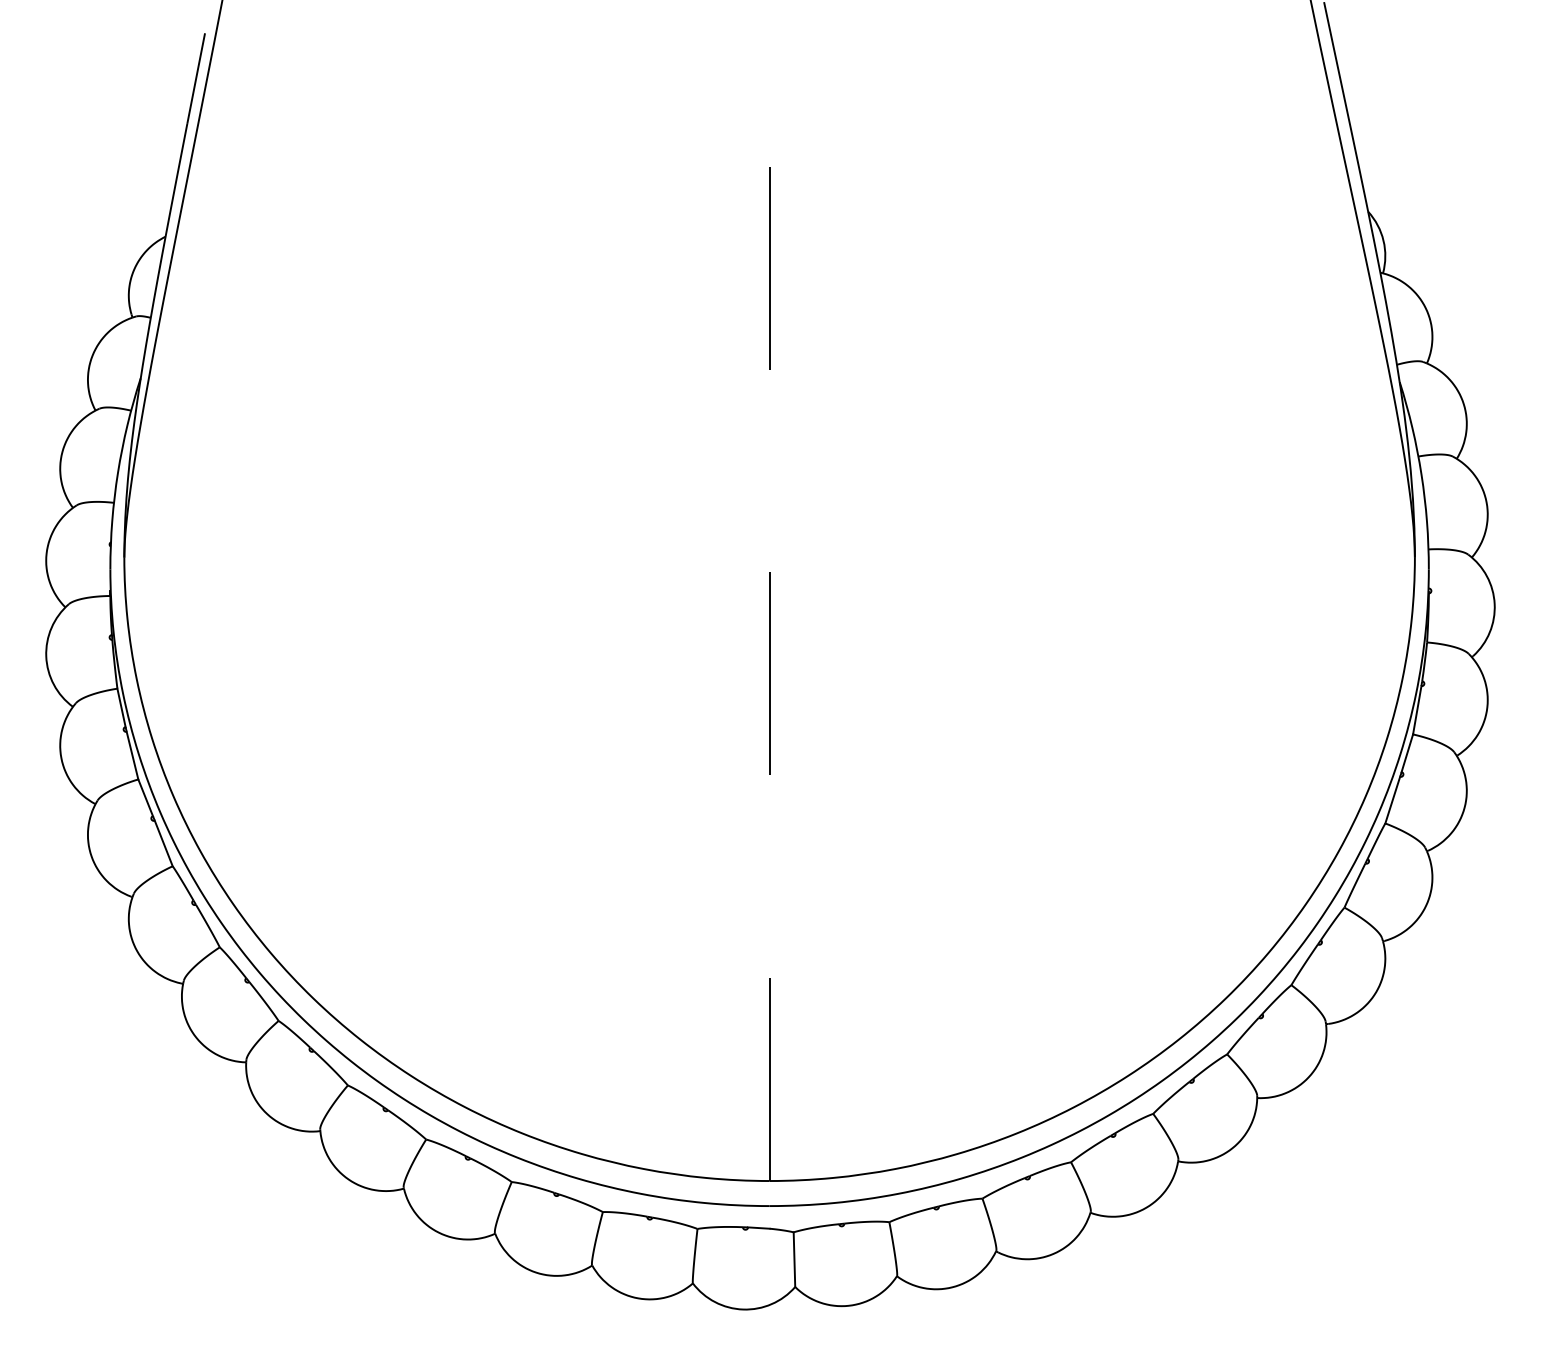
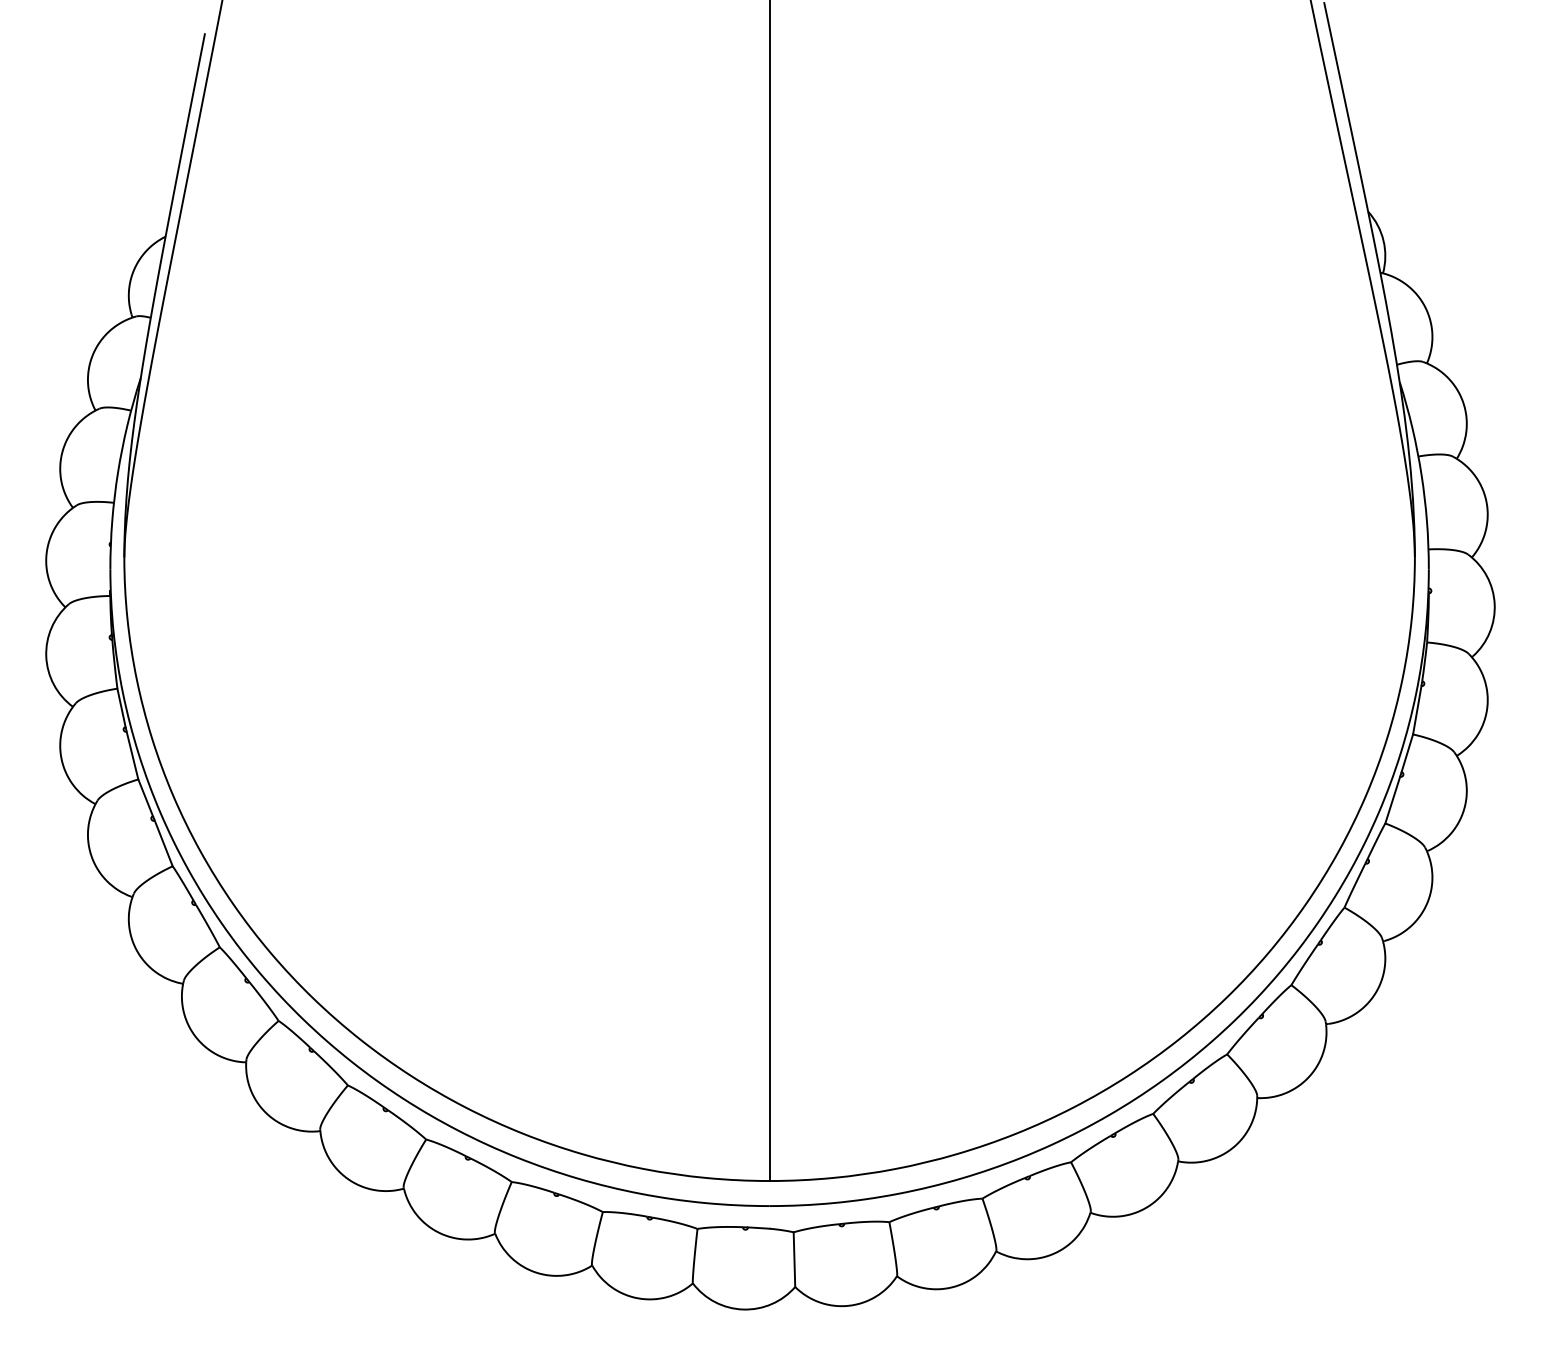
line: dashed -> solid (769, 590)
